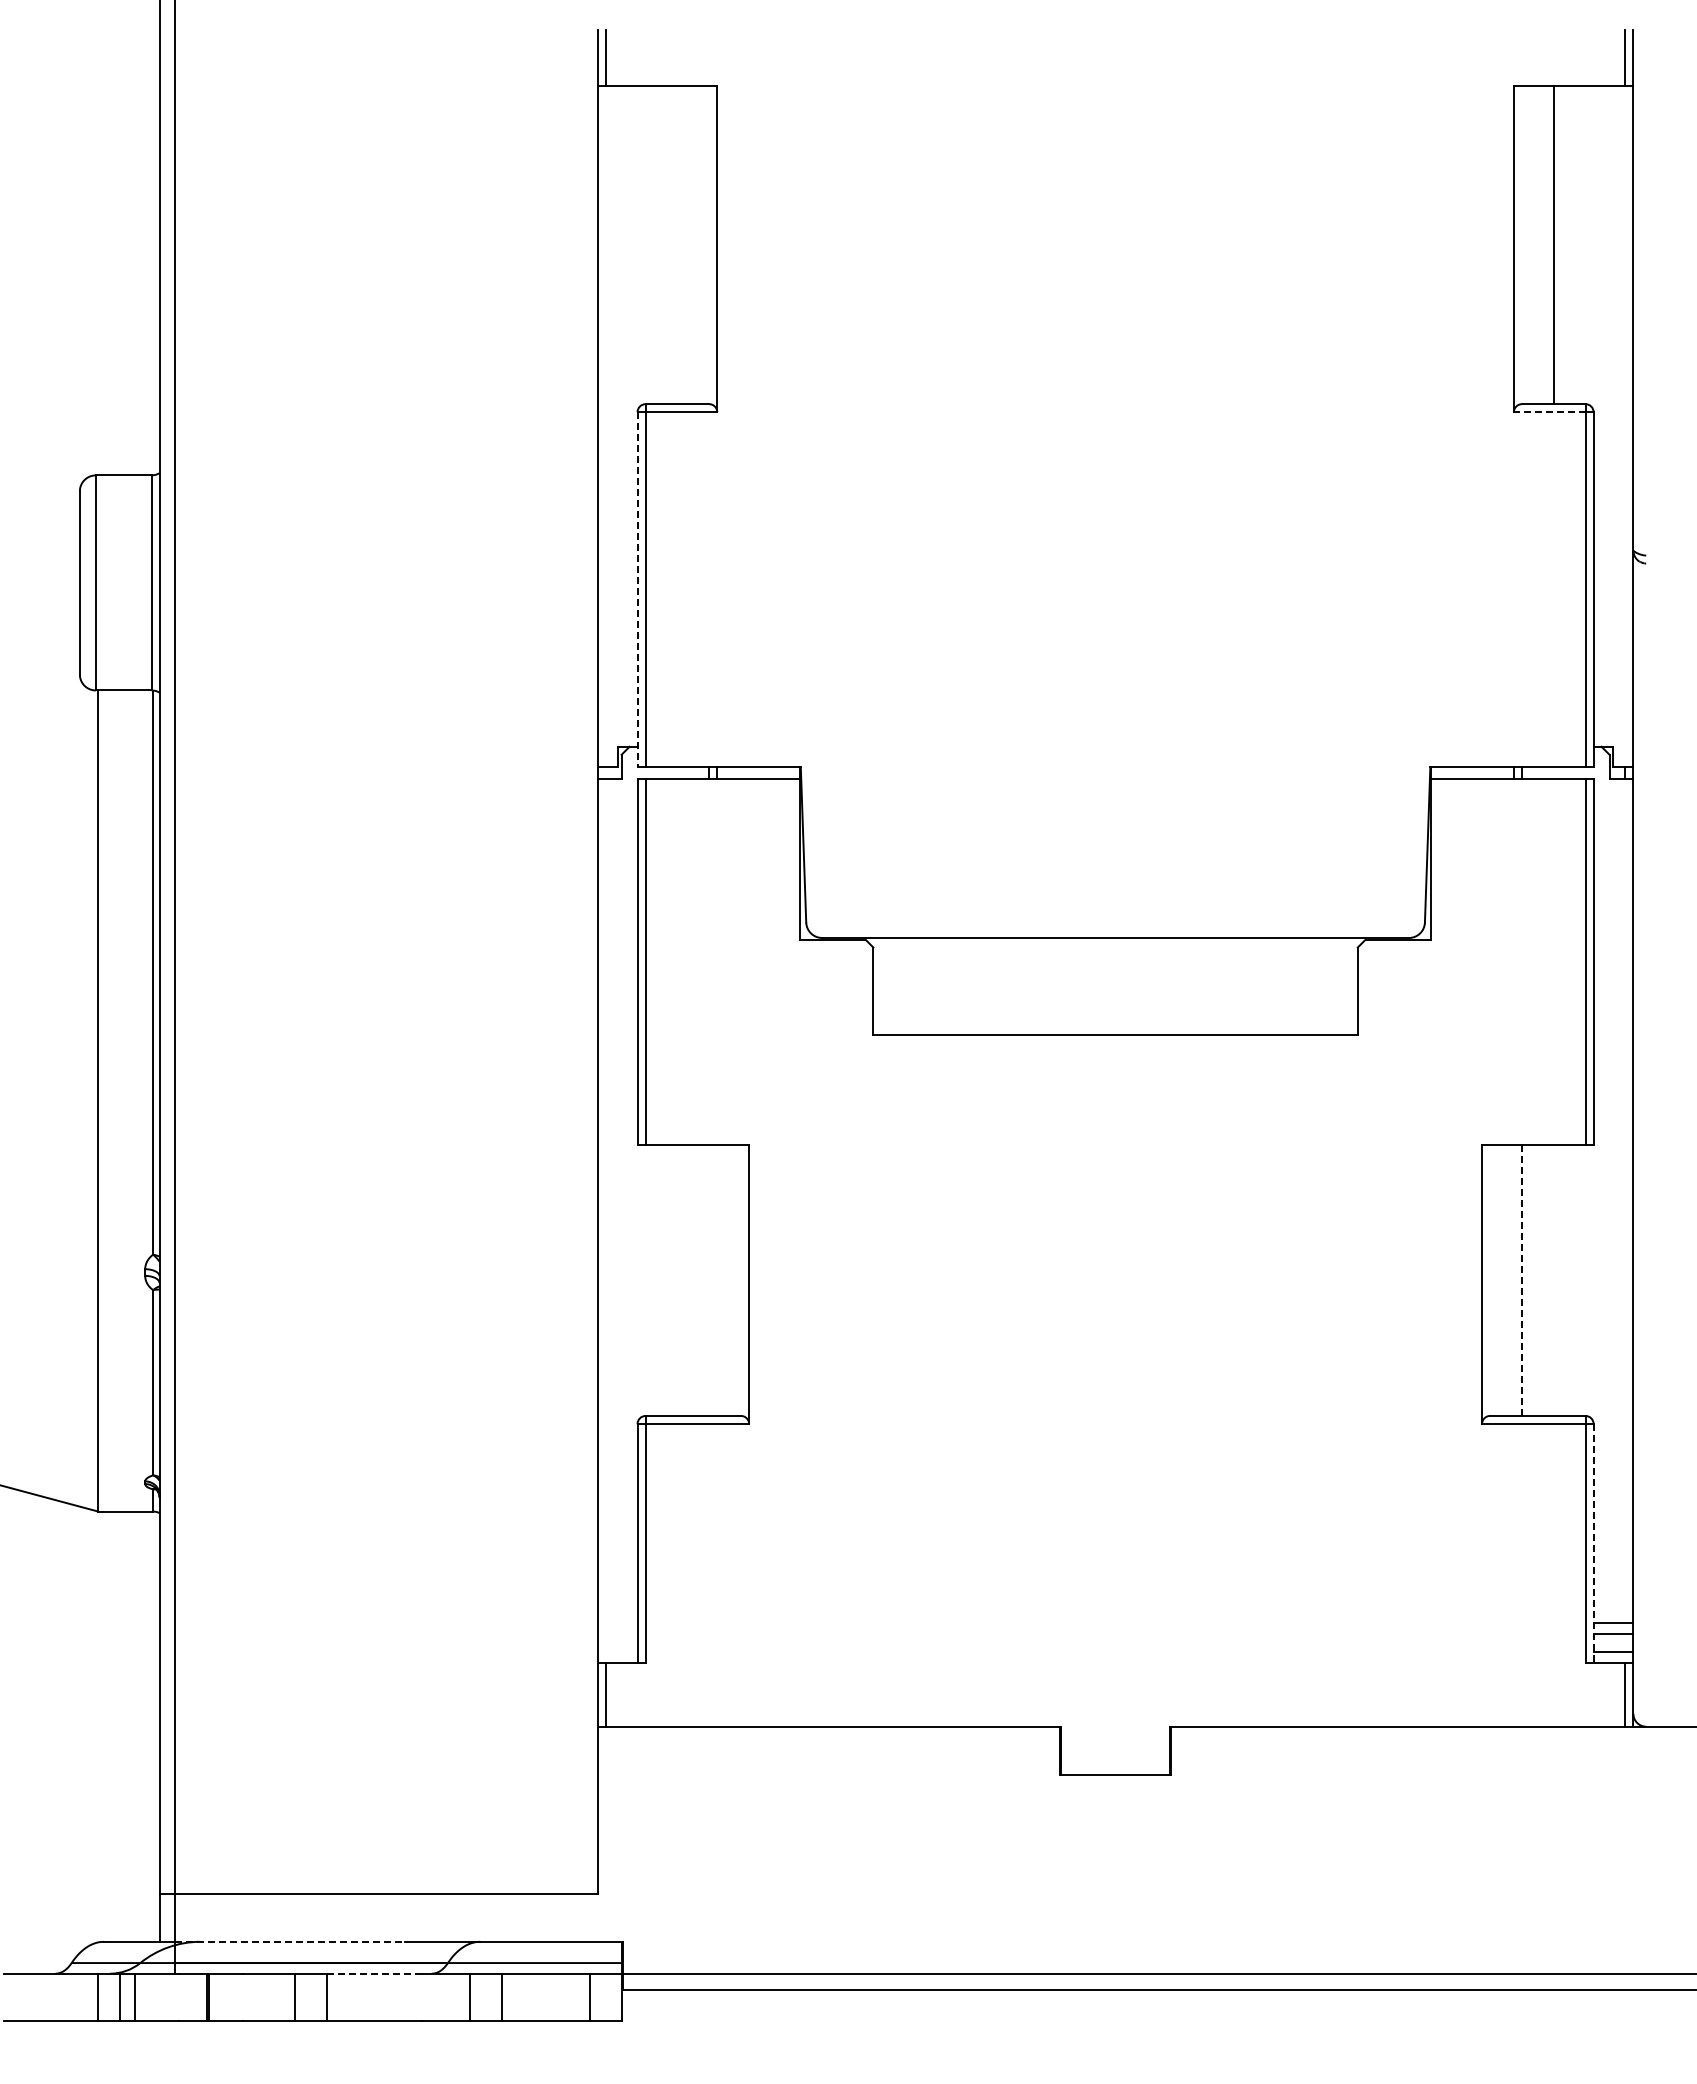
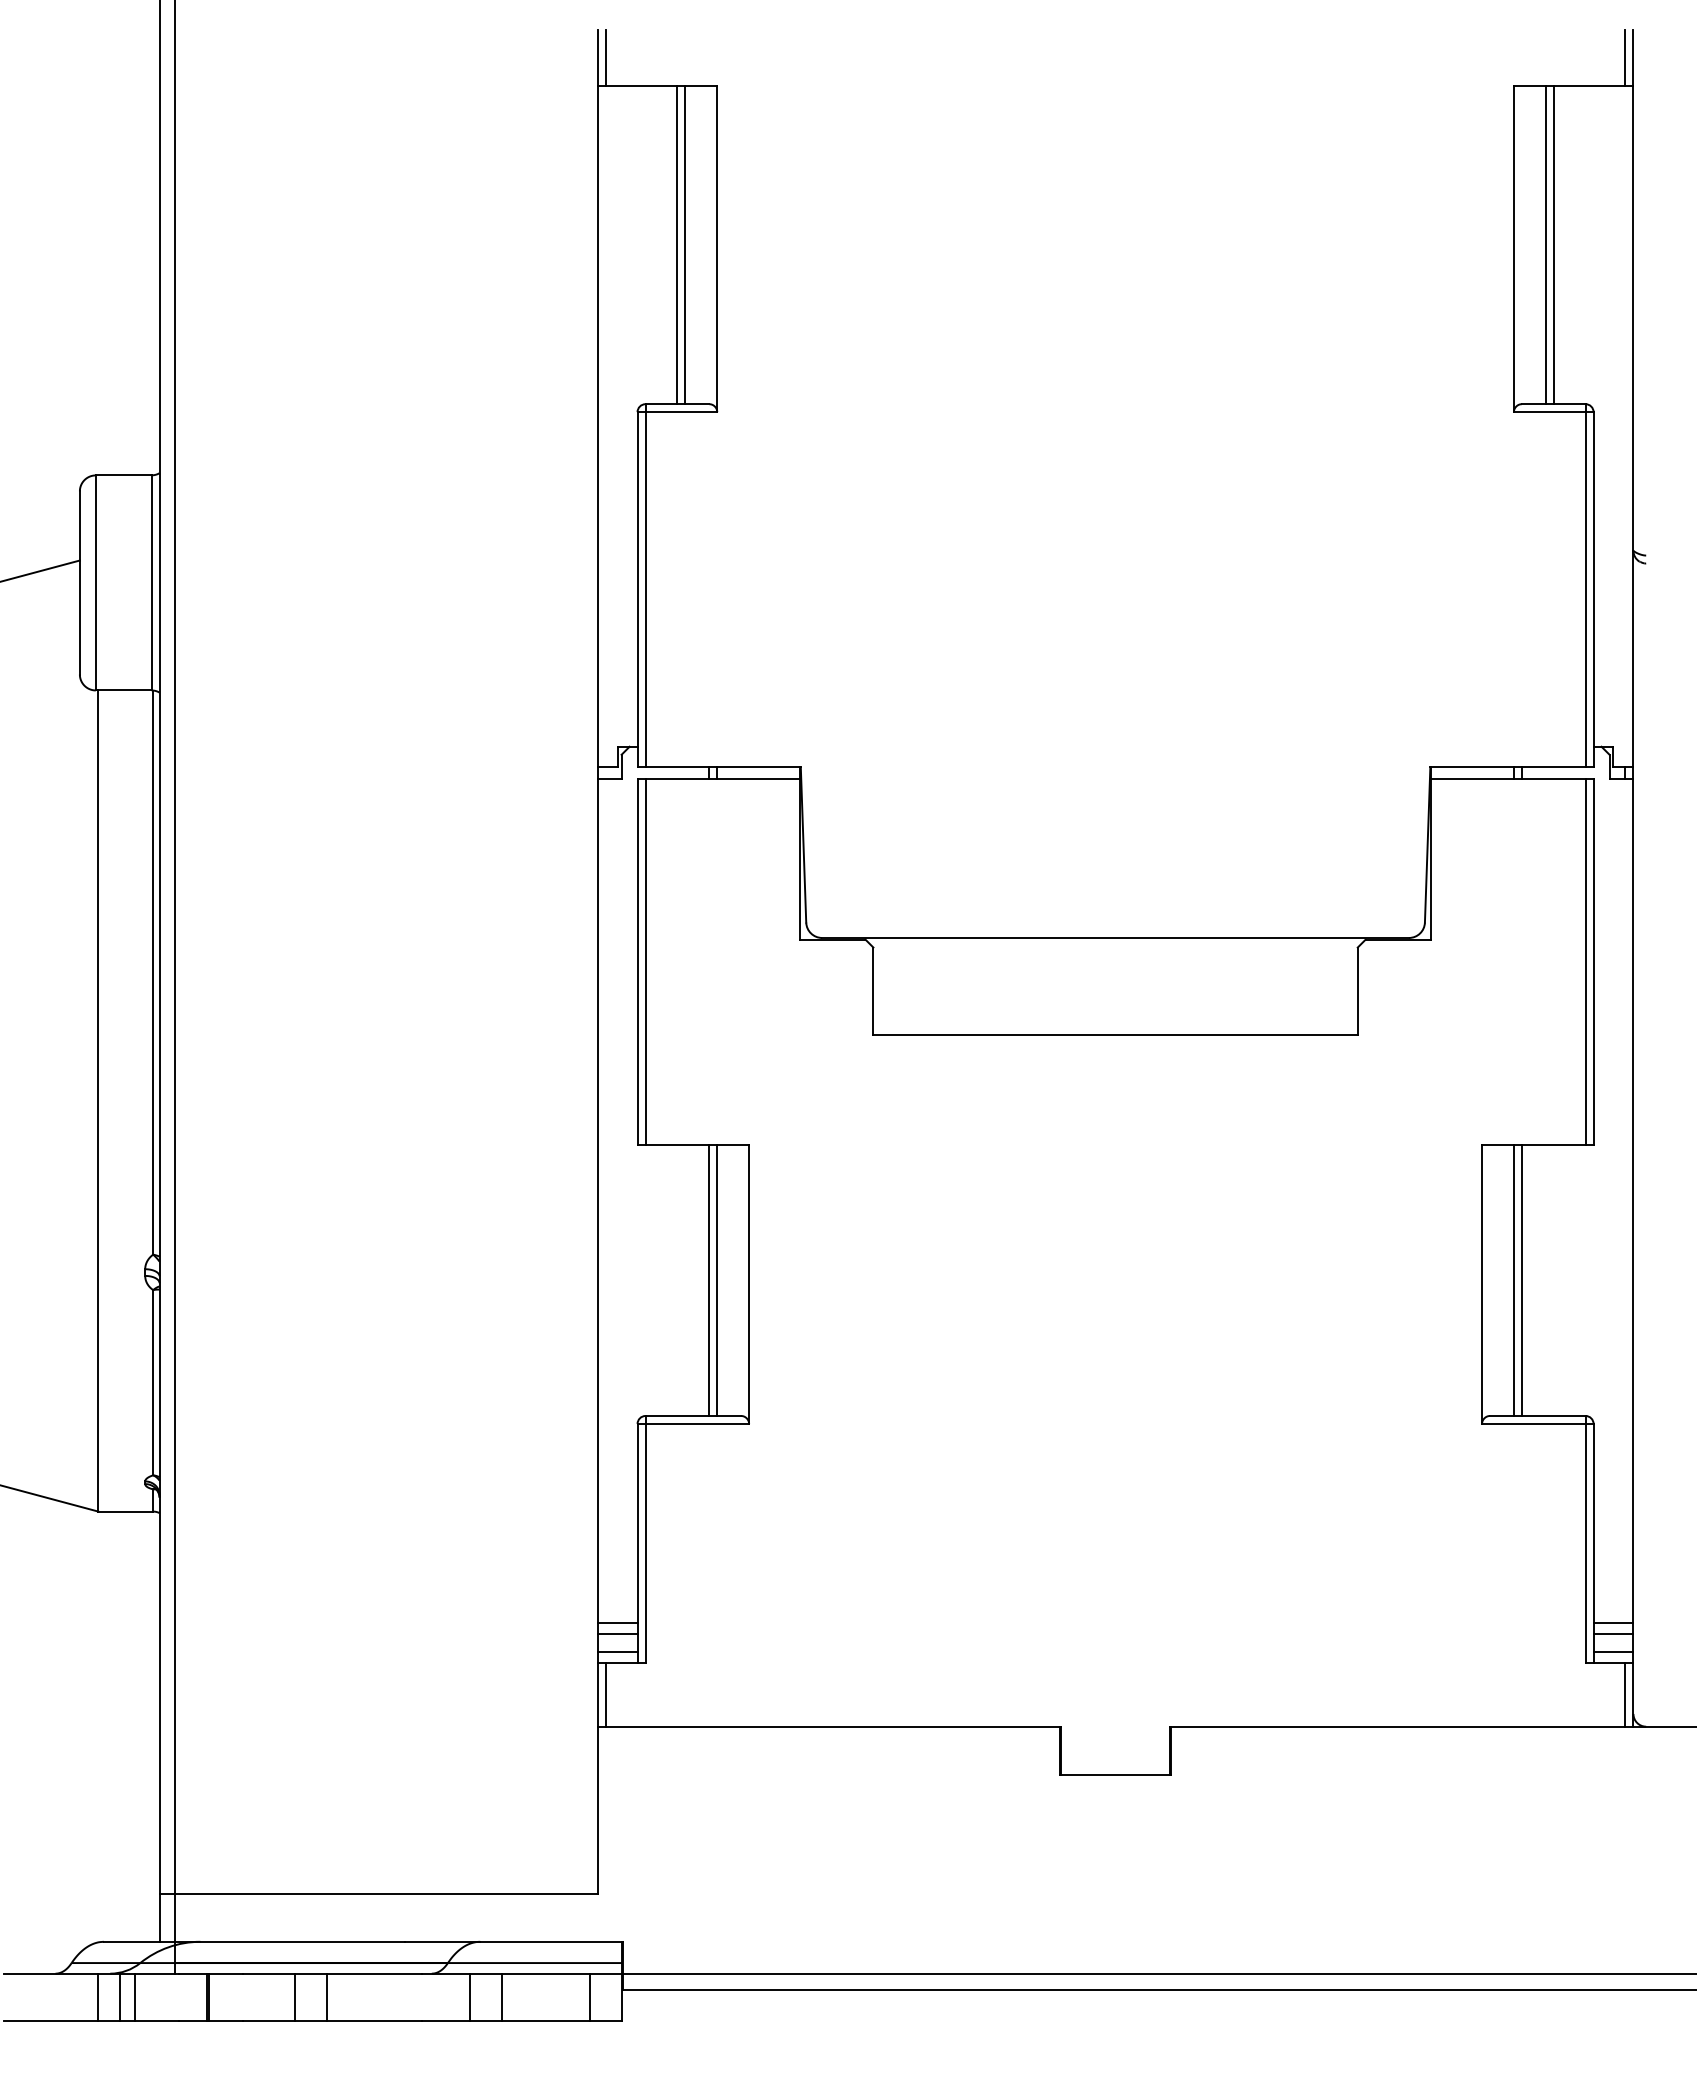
line: none -> present (677, 244)
line: none -> present (685, 244)
line: none -> present (1545, 244)
line: dashed -> solid (1549, 412)
line: none -> present (40, 570)
line: dashed -> solid (637, 589)
line: none -> present (709, 1280)
line: none -> present (717, 1280)
line: none -> present (1513, 1280)
line: dashed -> solid (1521, 1280)
line: dashed -> solid (1593, 1543)
line: none -> present (617, 1623)
line: none -> present (617, 1634)
line: none -> present (617, 1651)
line: dashed -> solid (290, 1941)
line: dashed -> solid (374, 1973)
